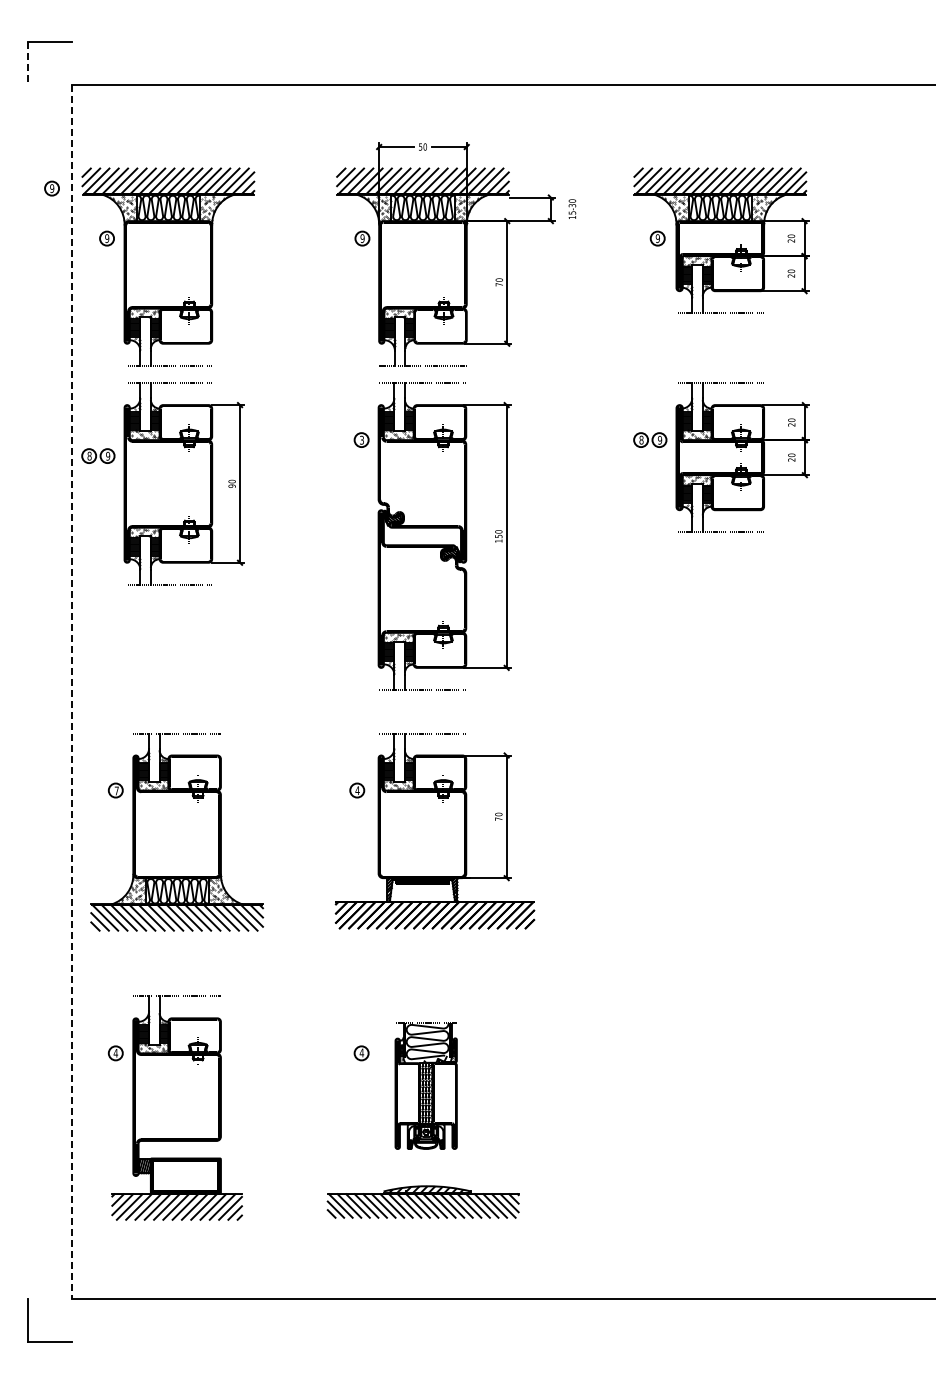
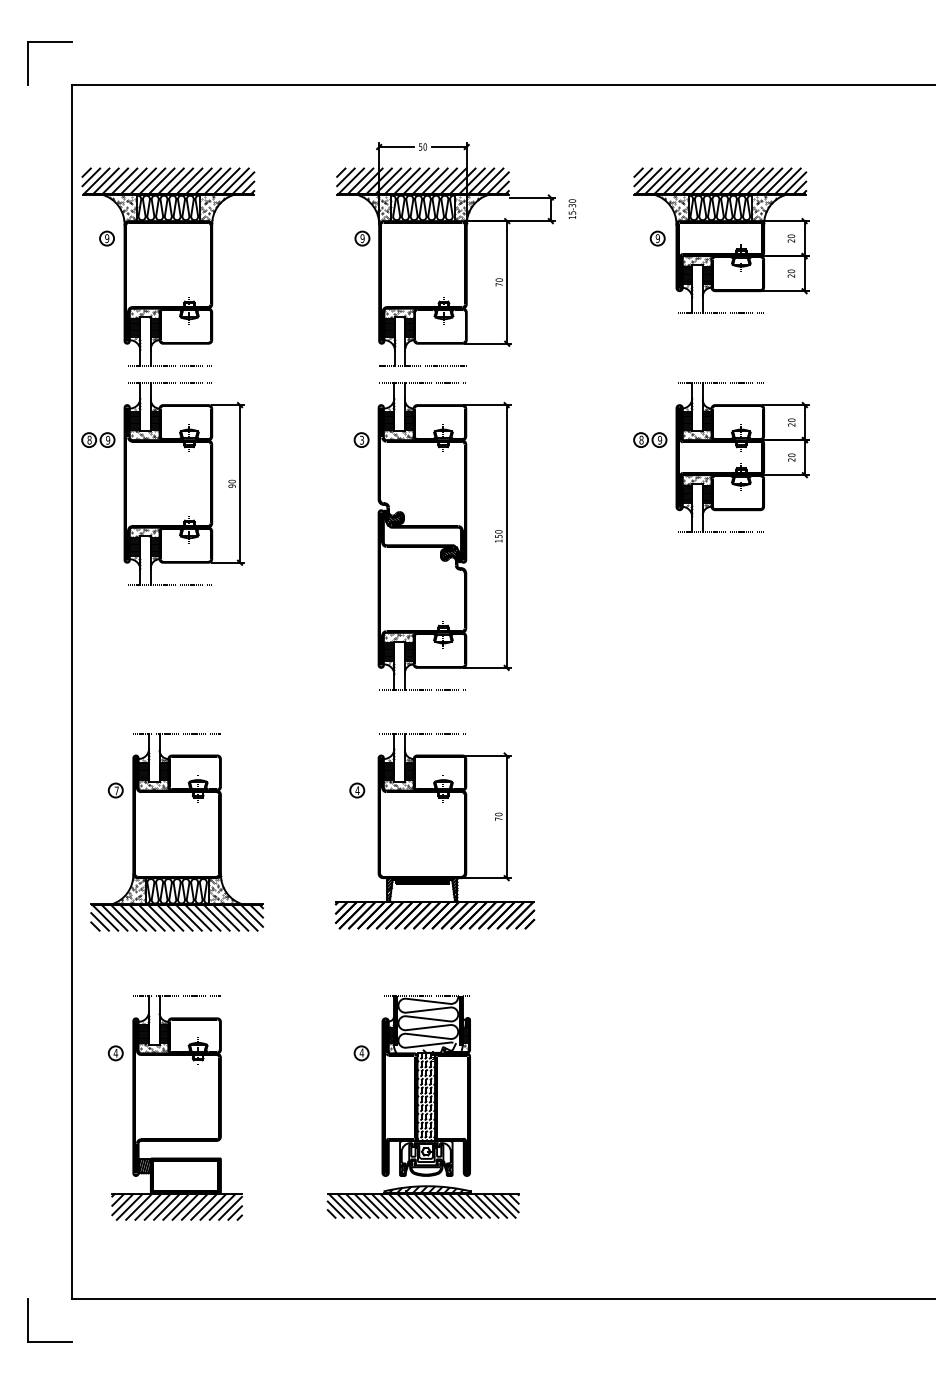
line: dashed -> solid (28, 63)
part: present -> none (51, 188)
part position: (98, 455) -> (98, 439) (98, 439)
line: dashed -> solid (72, 692)
part size: 64x128 px -> 90x182 px (425, 1085)
